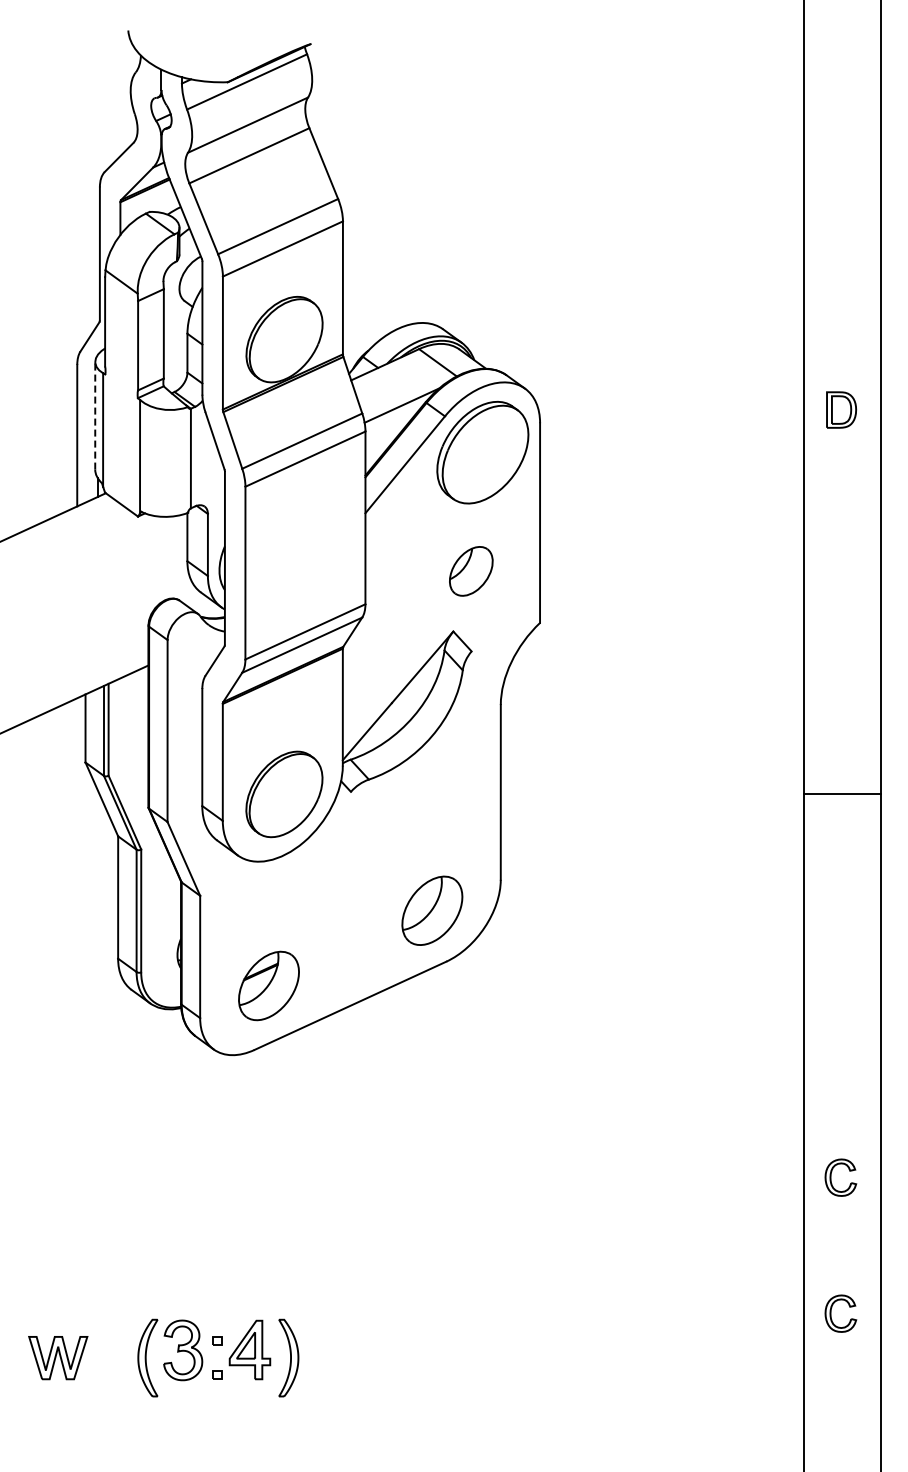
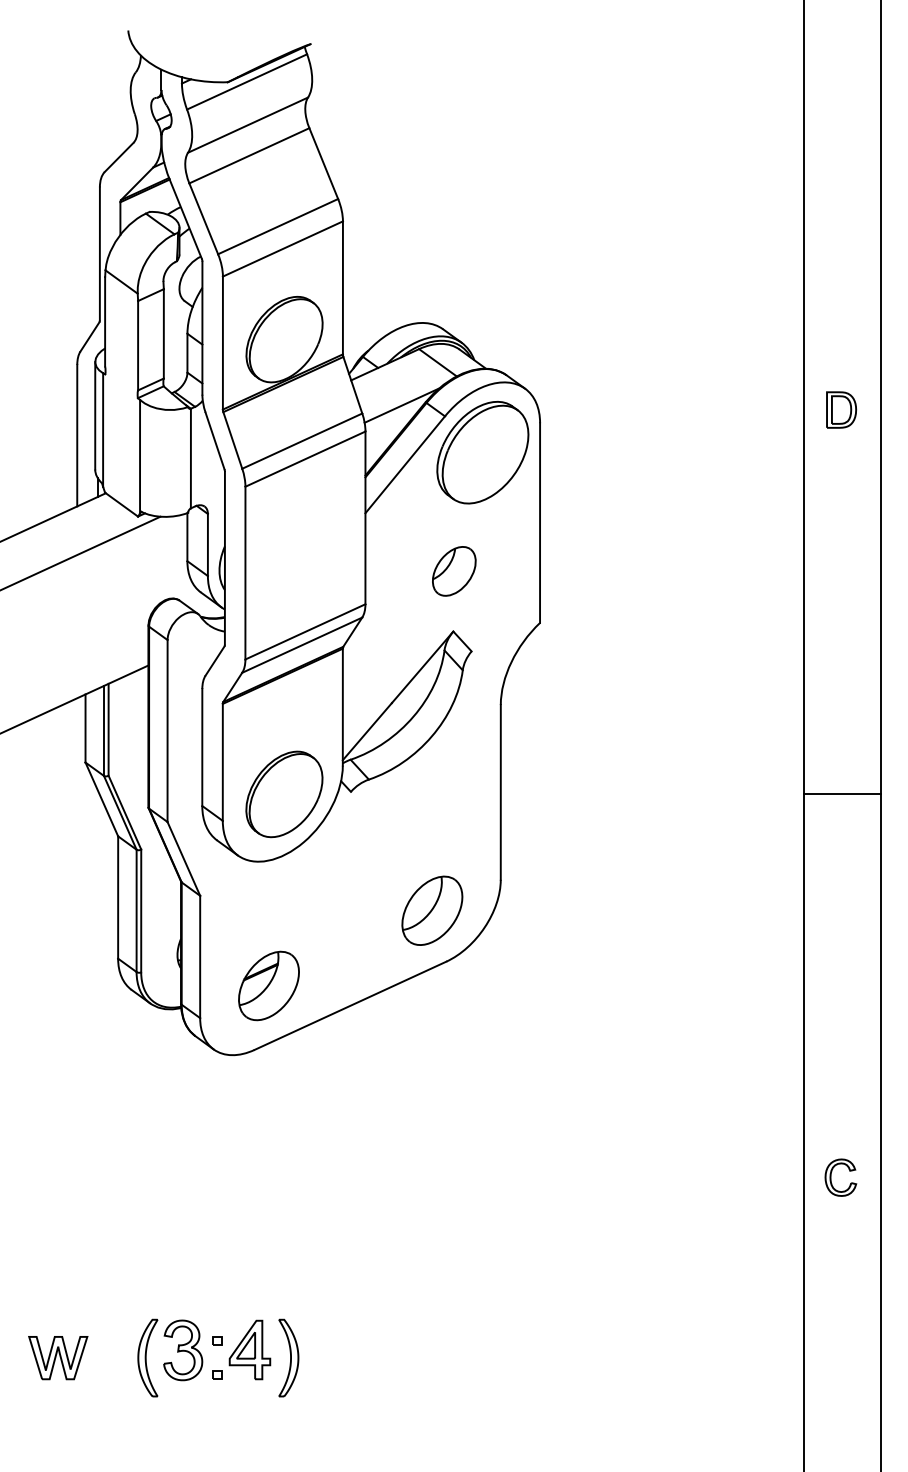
line: dashed -> solid (95, 415)
line: none -> present (81, 552)
part position: (471, 571) -> (454, 571) (454, 571)
part: present -> none (831, 1313)
